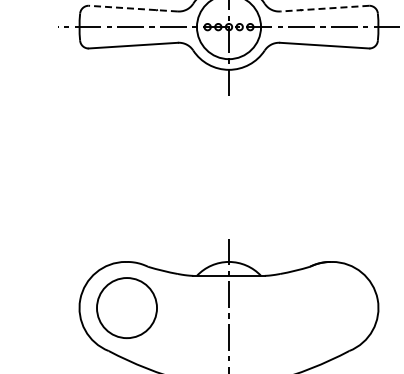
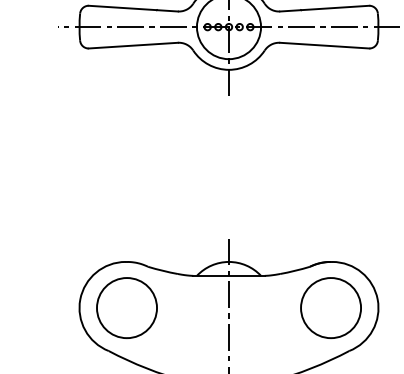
line: dashed -> solid (133, 8)
line: dashed -> solid (324, 8)
part: none -> present (330, 307)
